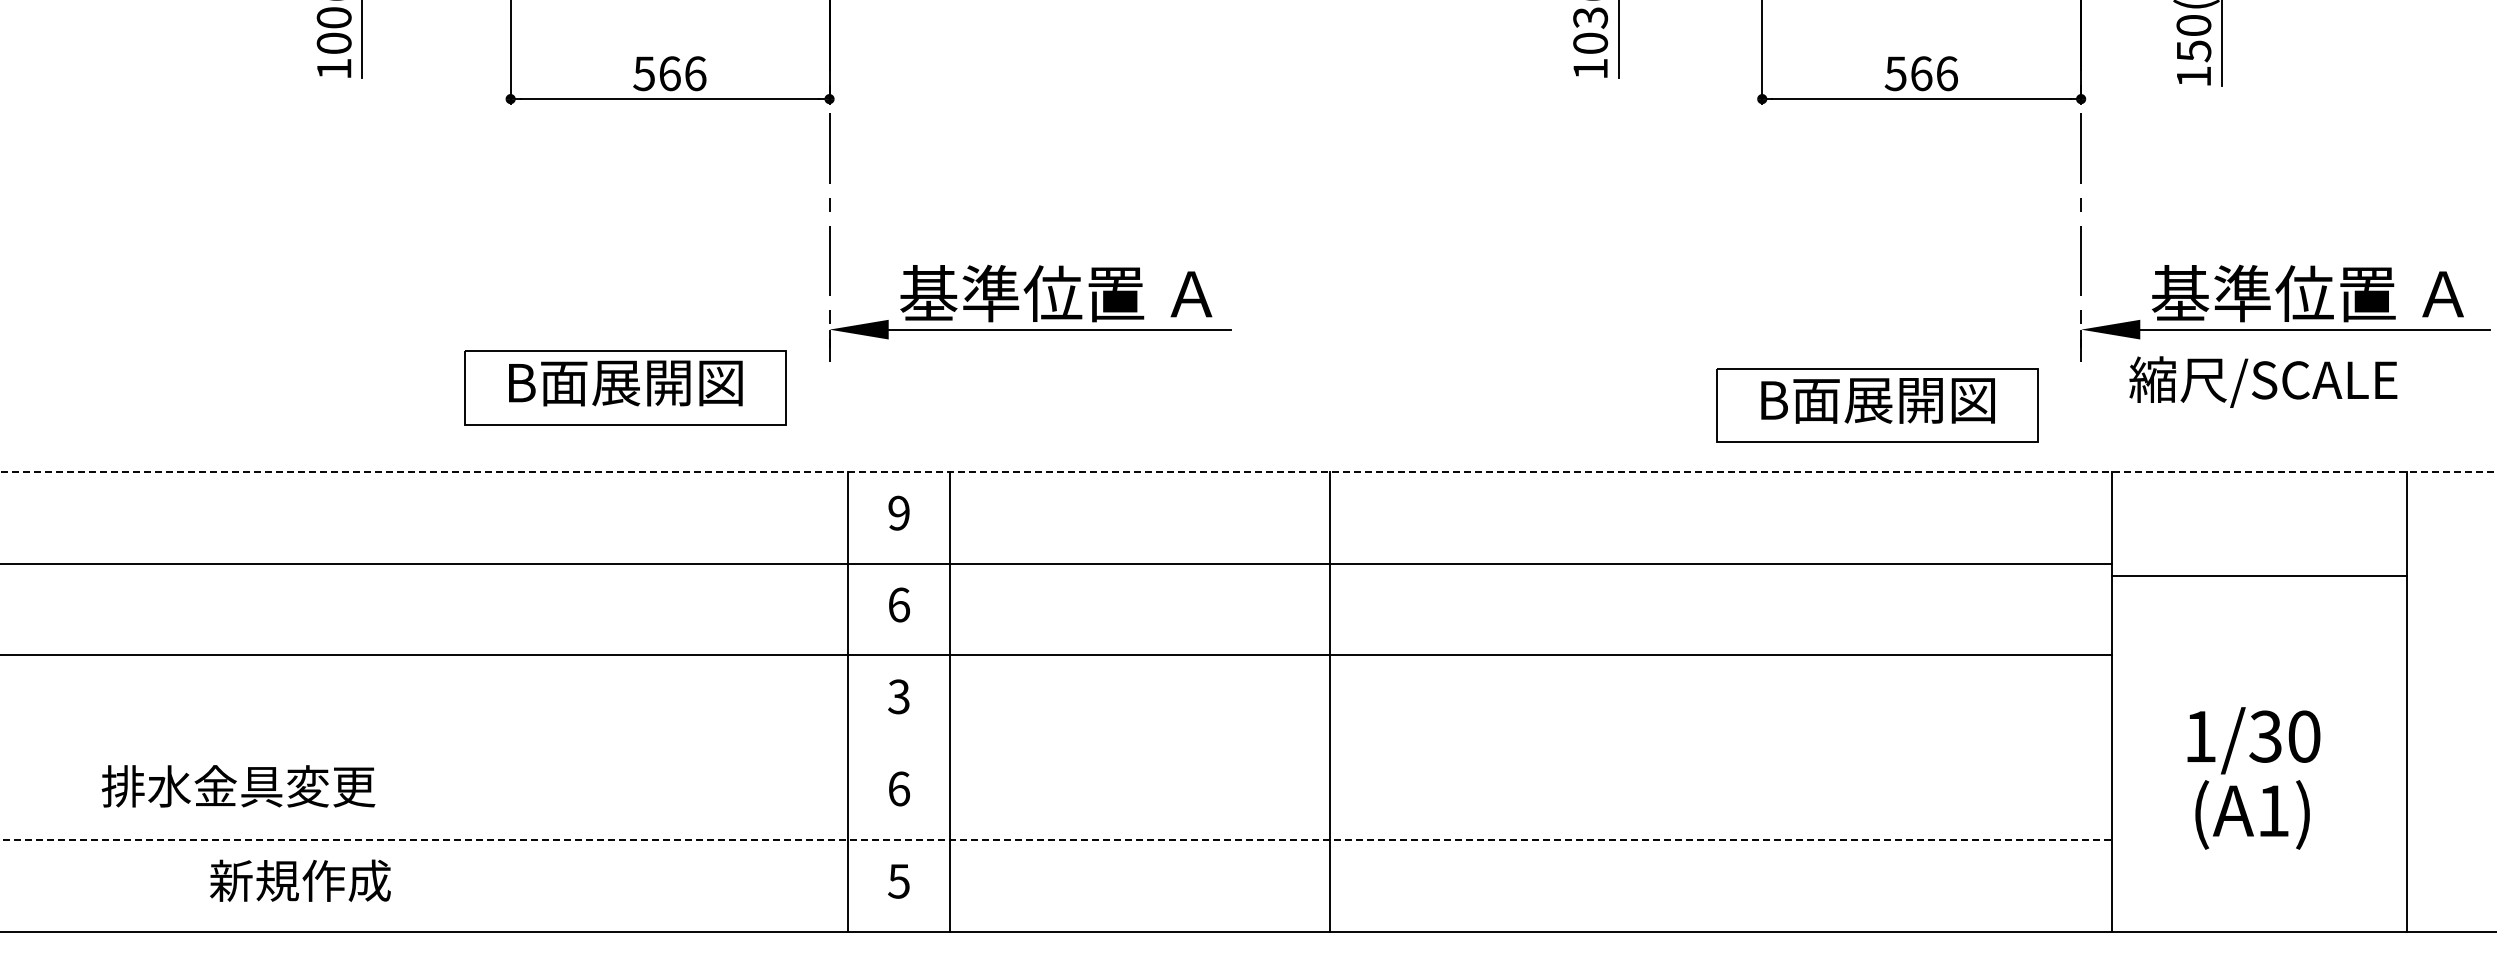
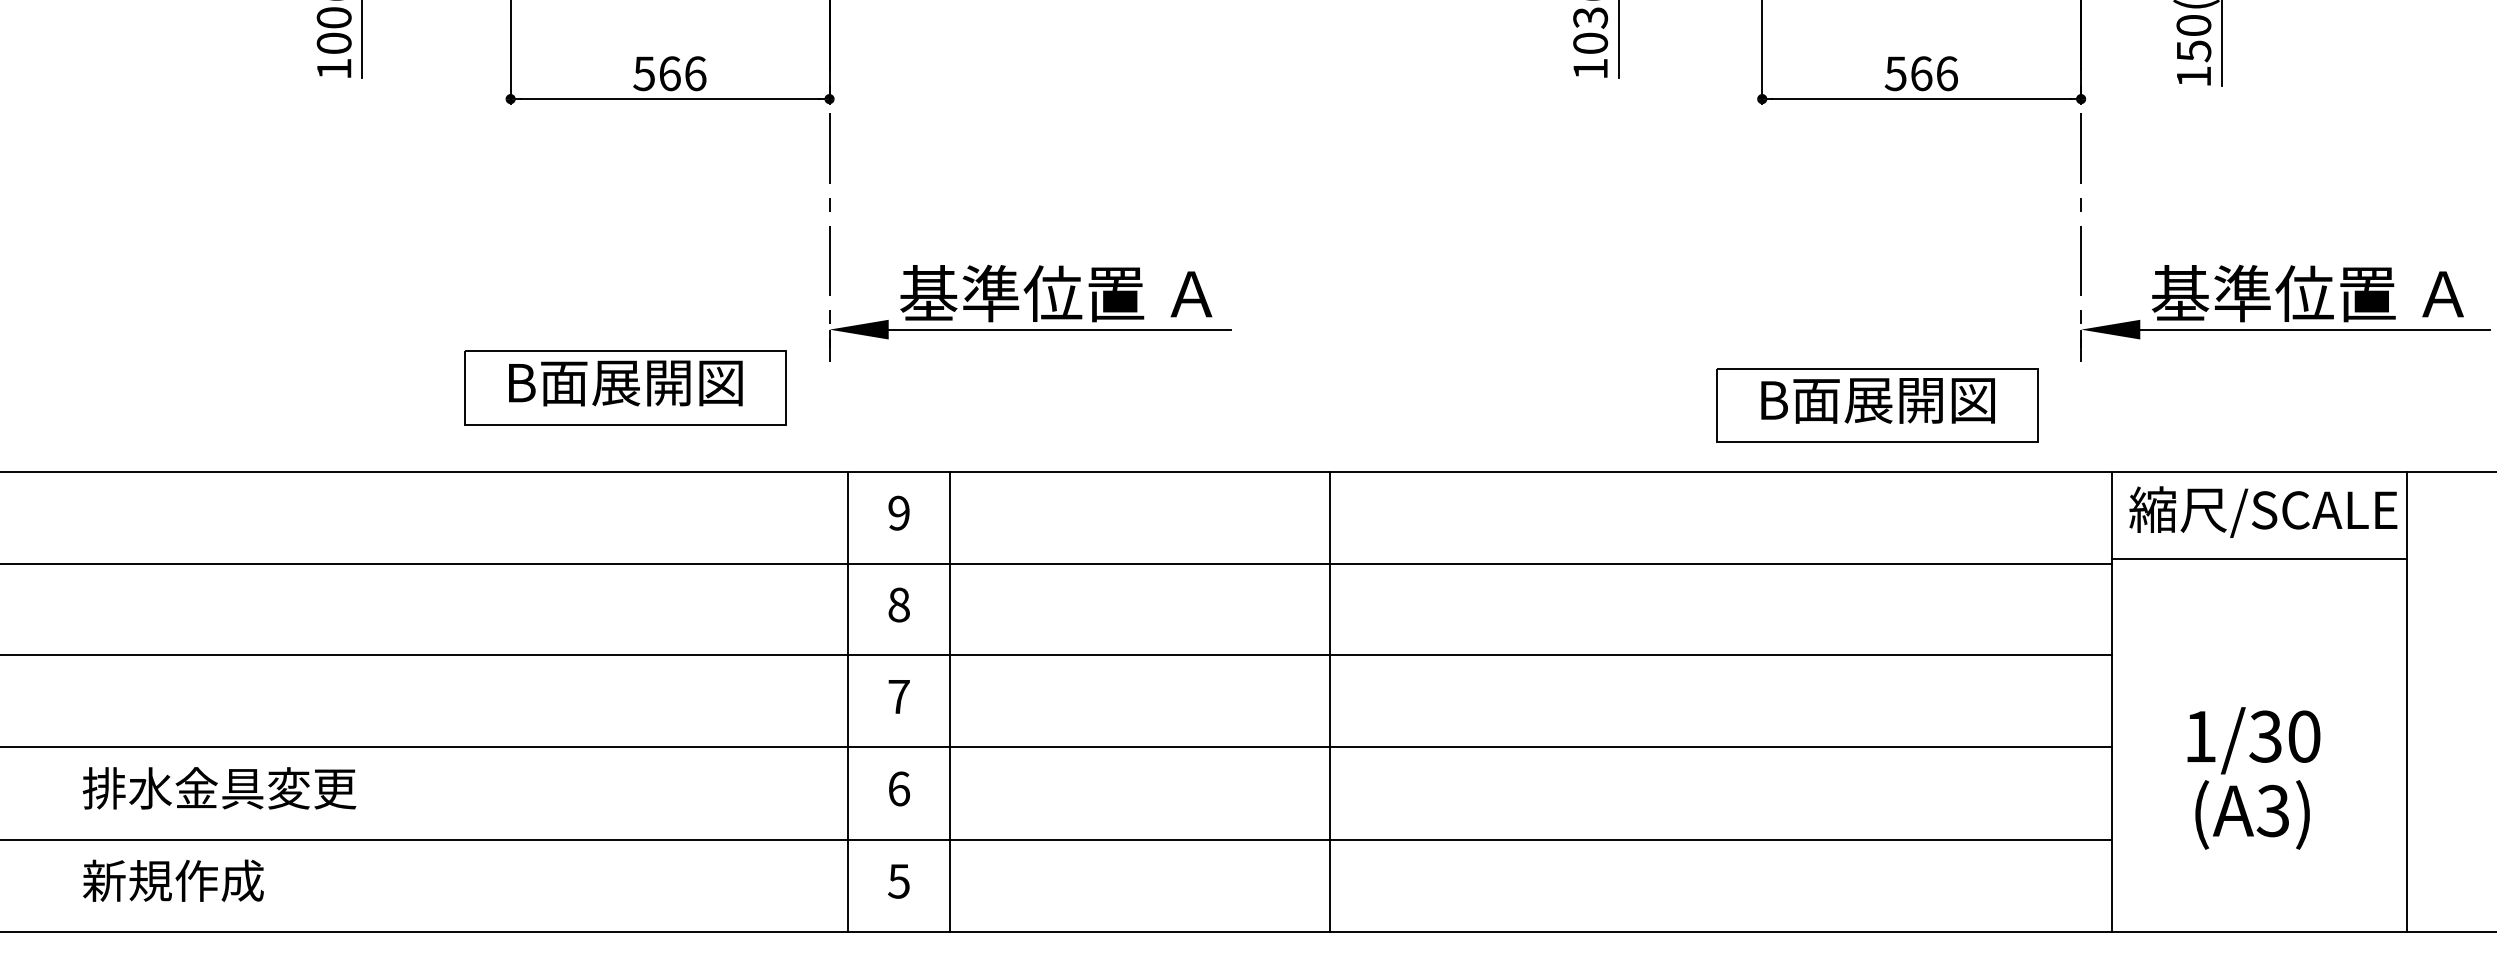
text position: (2263, 381) -> (2263, 511) (2263, 511)
line: dashed -> solid (1248, 471)
line position: (2258, 575) -> (2258, 558) (2258, 558)
text: 6 -> 8 (899, 604)
text: 3 -> 7 (898, 696)
line: none -> present (1056, 747)
text position: (238, 786) -> (219, 788) (219, 788)
text: (A1) -> (A3) (2272, 810)
line: dashed -> solid (1055, 839)
text position: (300, 880) -> (173, 880) (173, 880)
